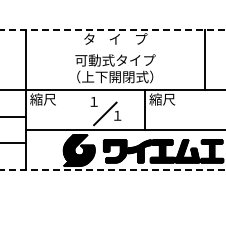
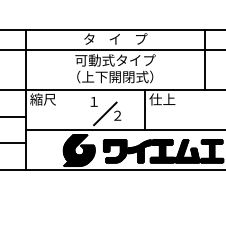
line: dashed -> solid (113, 30)
line: none -> present (112, 50)
text: 縮尺 -> 仕上 (162, 99)
text: １ -> ２ (117, 114)
line: dashed -> solid (113, 169)
